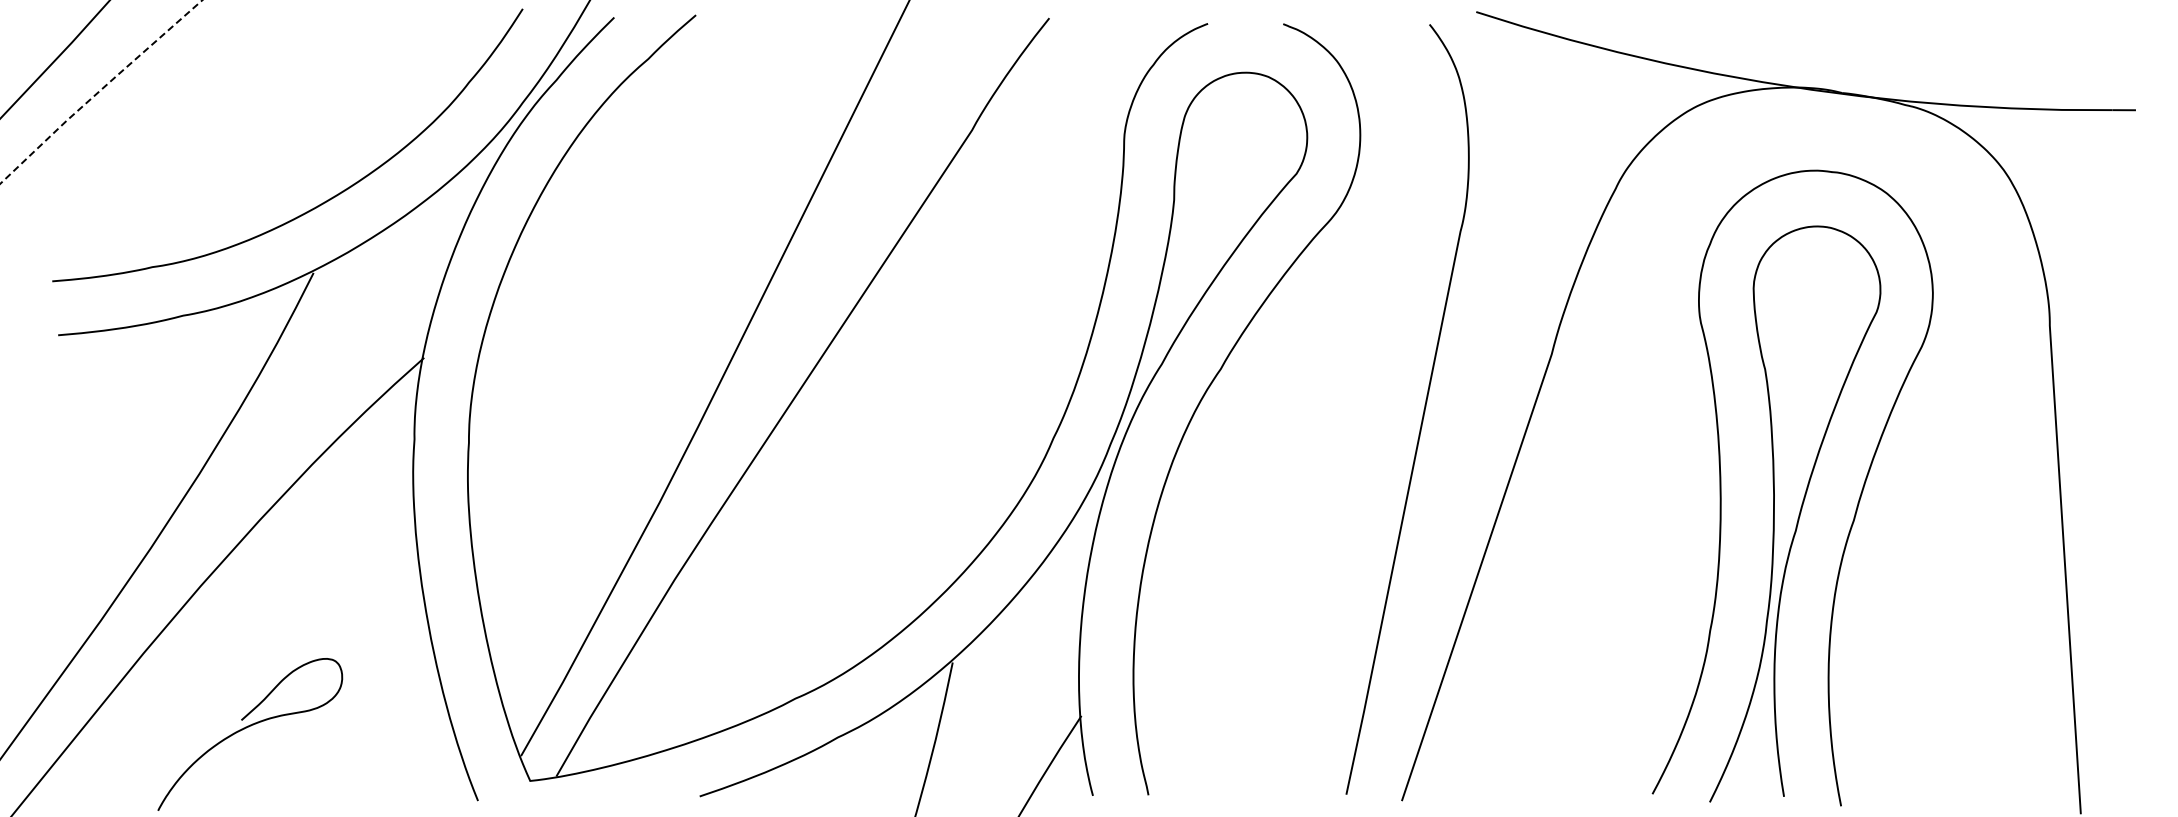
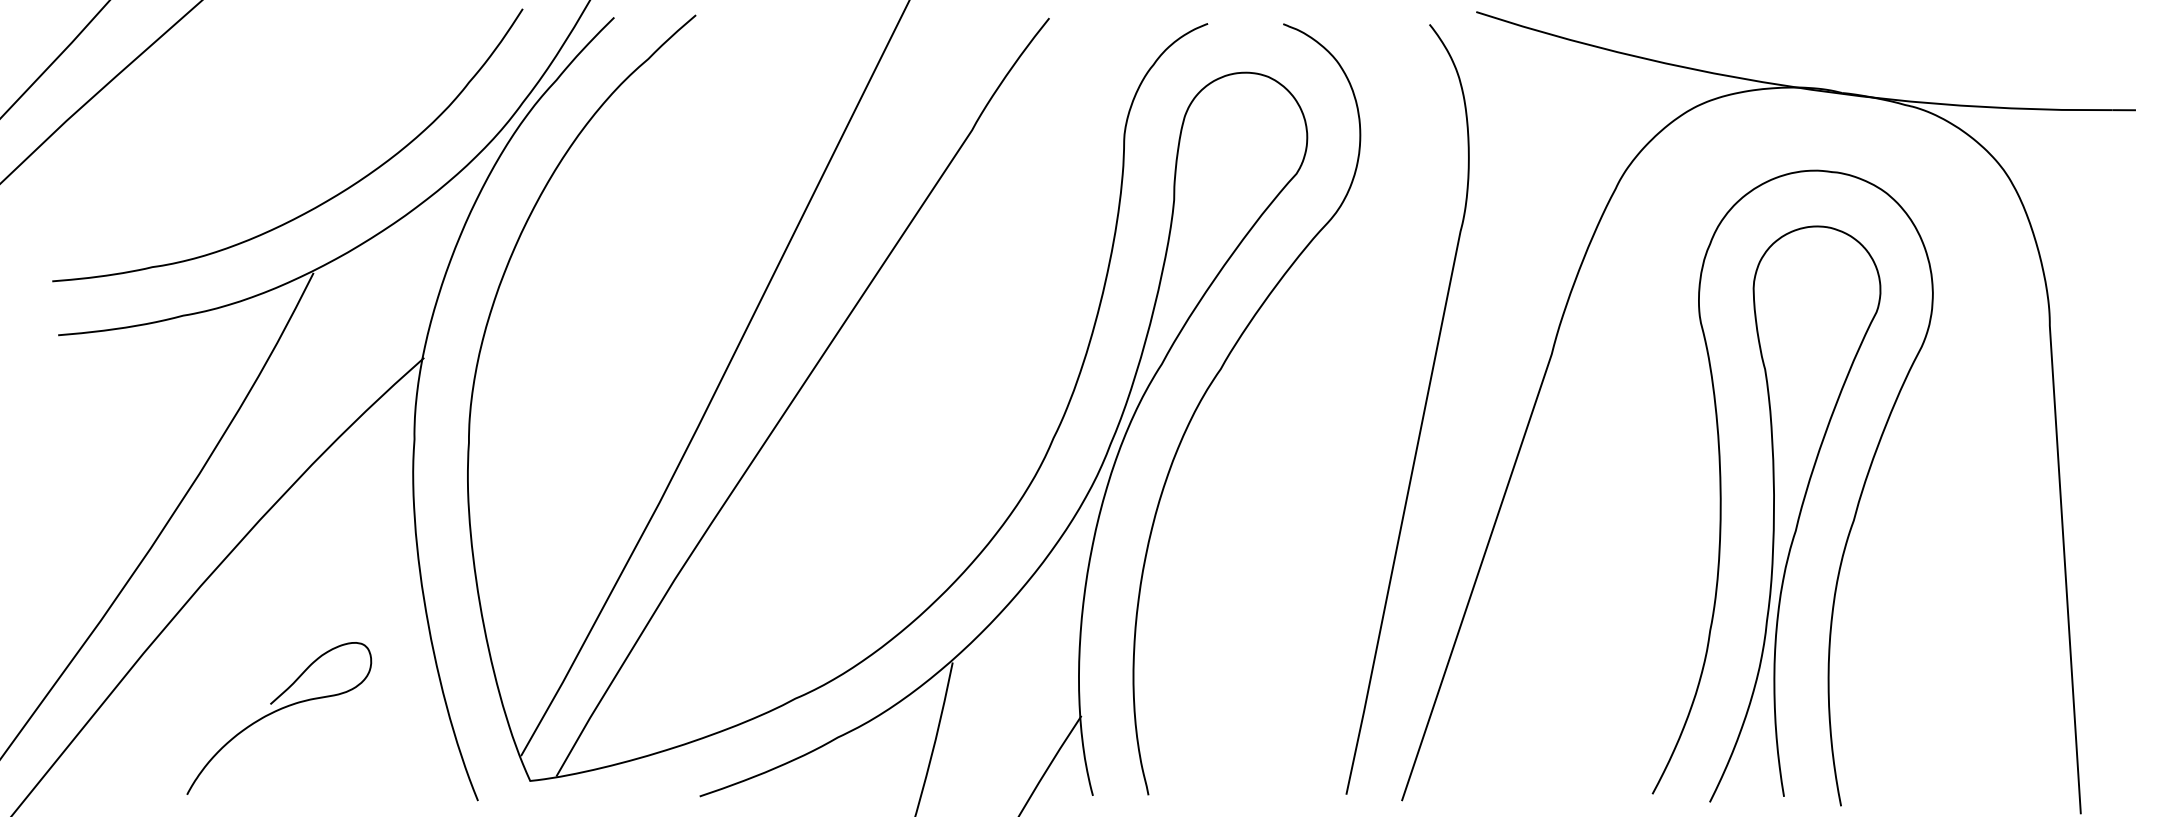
line: dashed -> solid (99, 91)
curve position: (246, 728) -> (275, 712) (275, 712)
